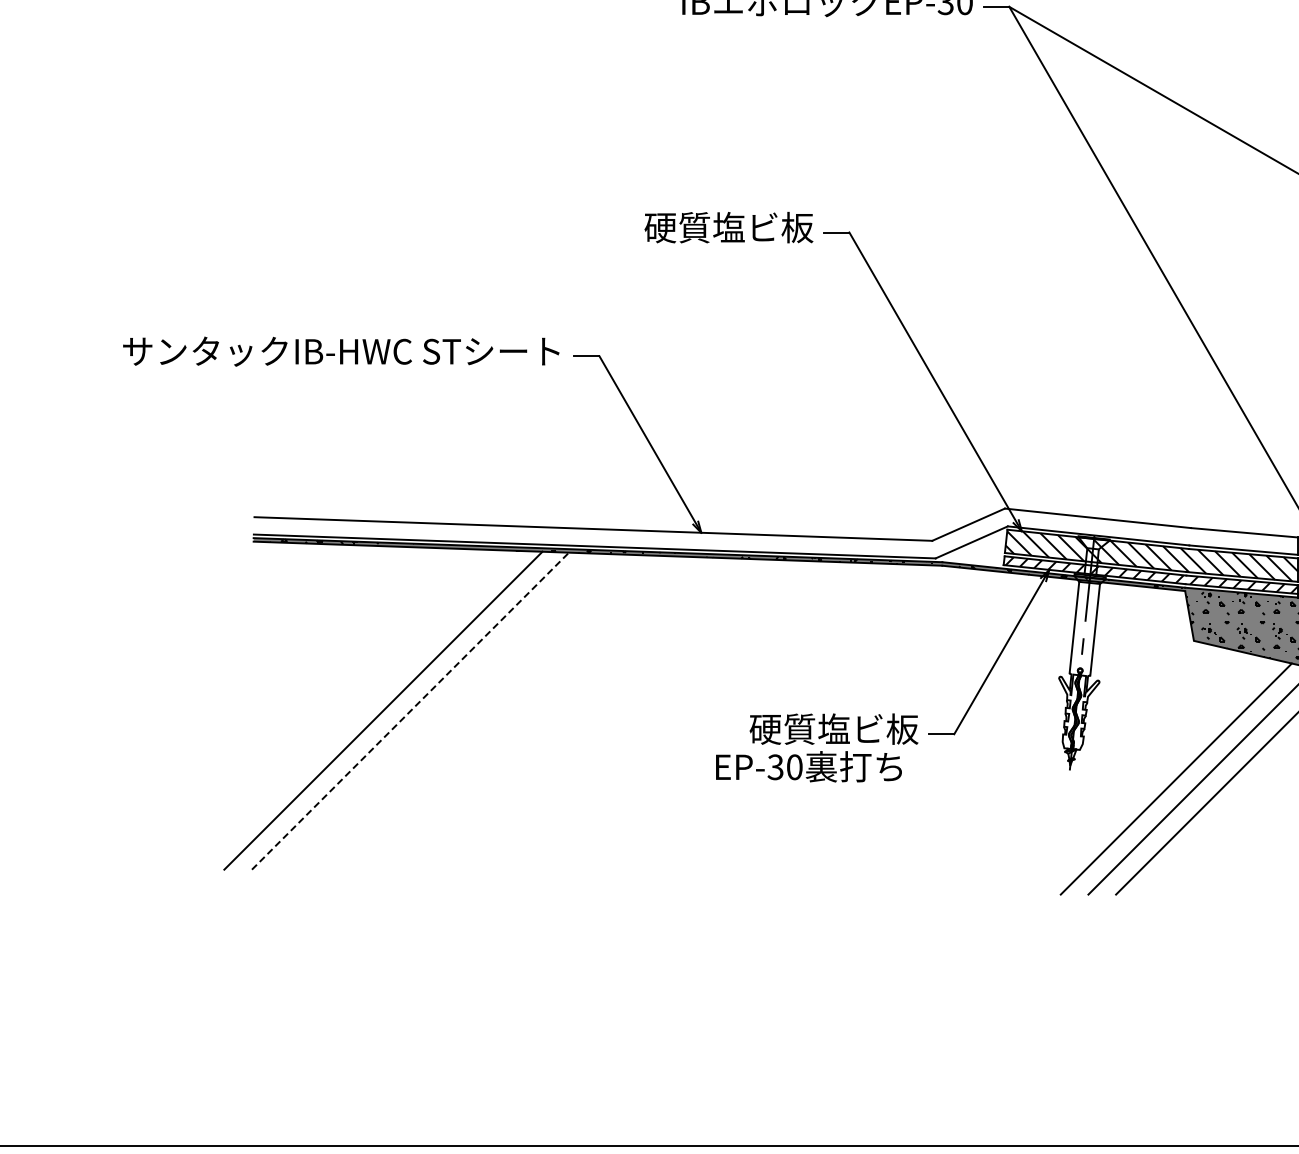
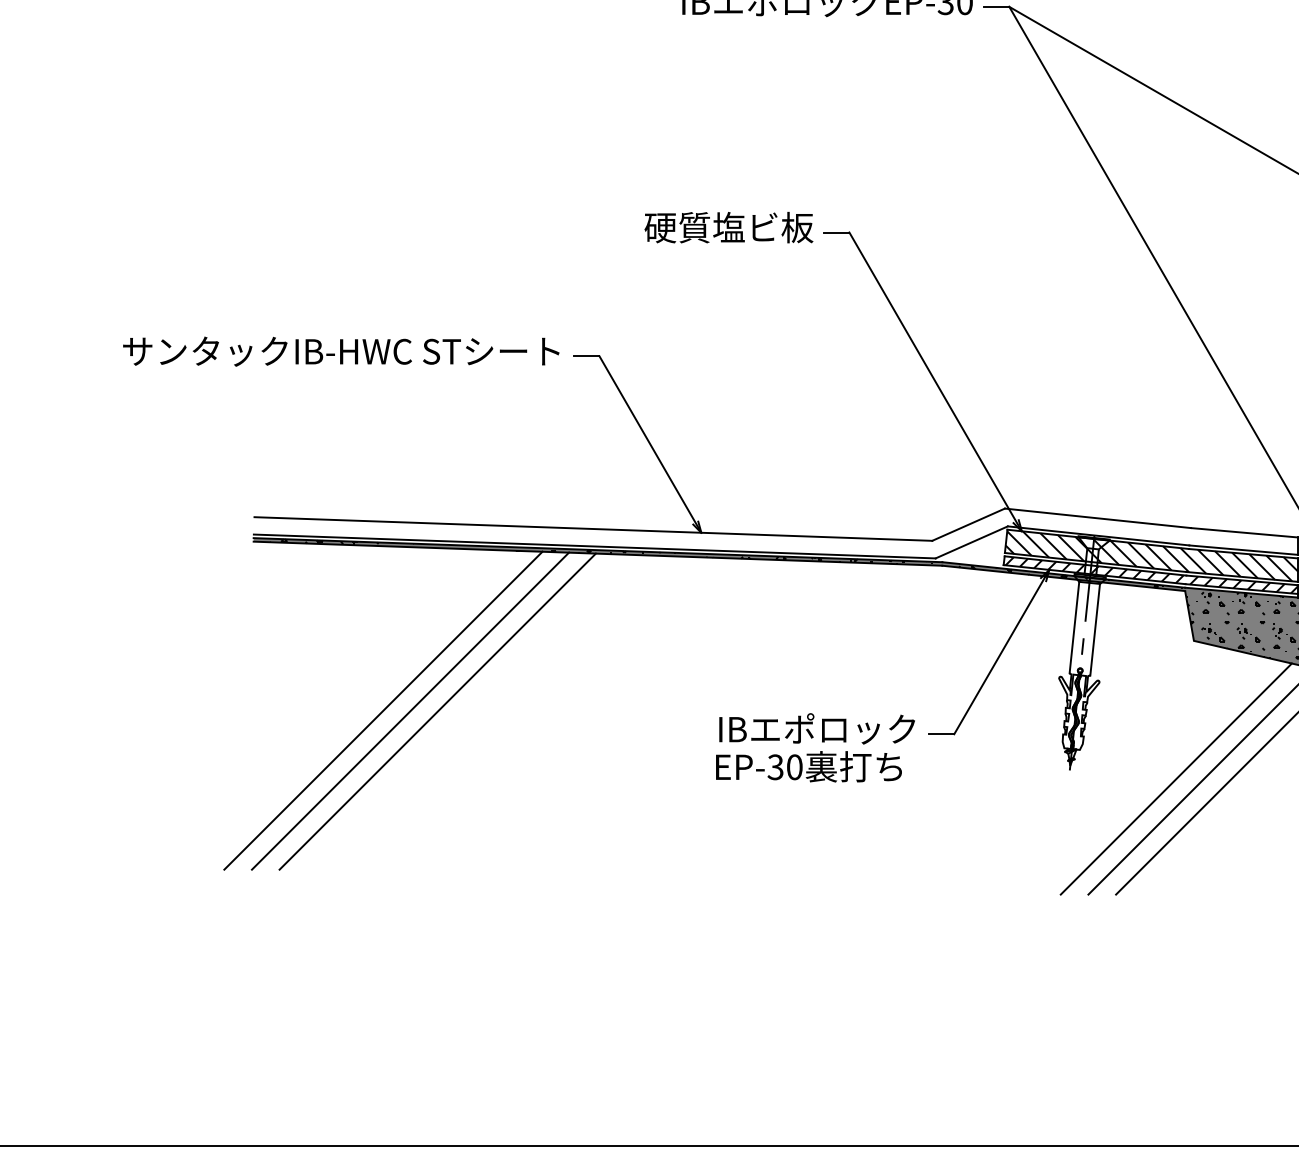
line: dashed -> solid (410, 710)
line: none -> present (437, 711)
text: 硬質塩ビ板 -> IBエポロック (818, 728)
